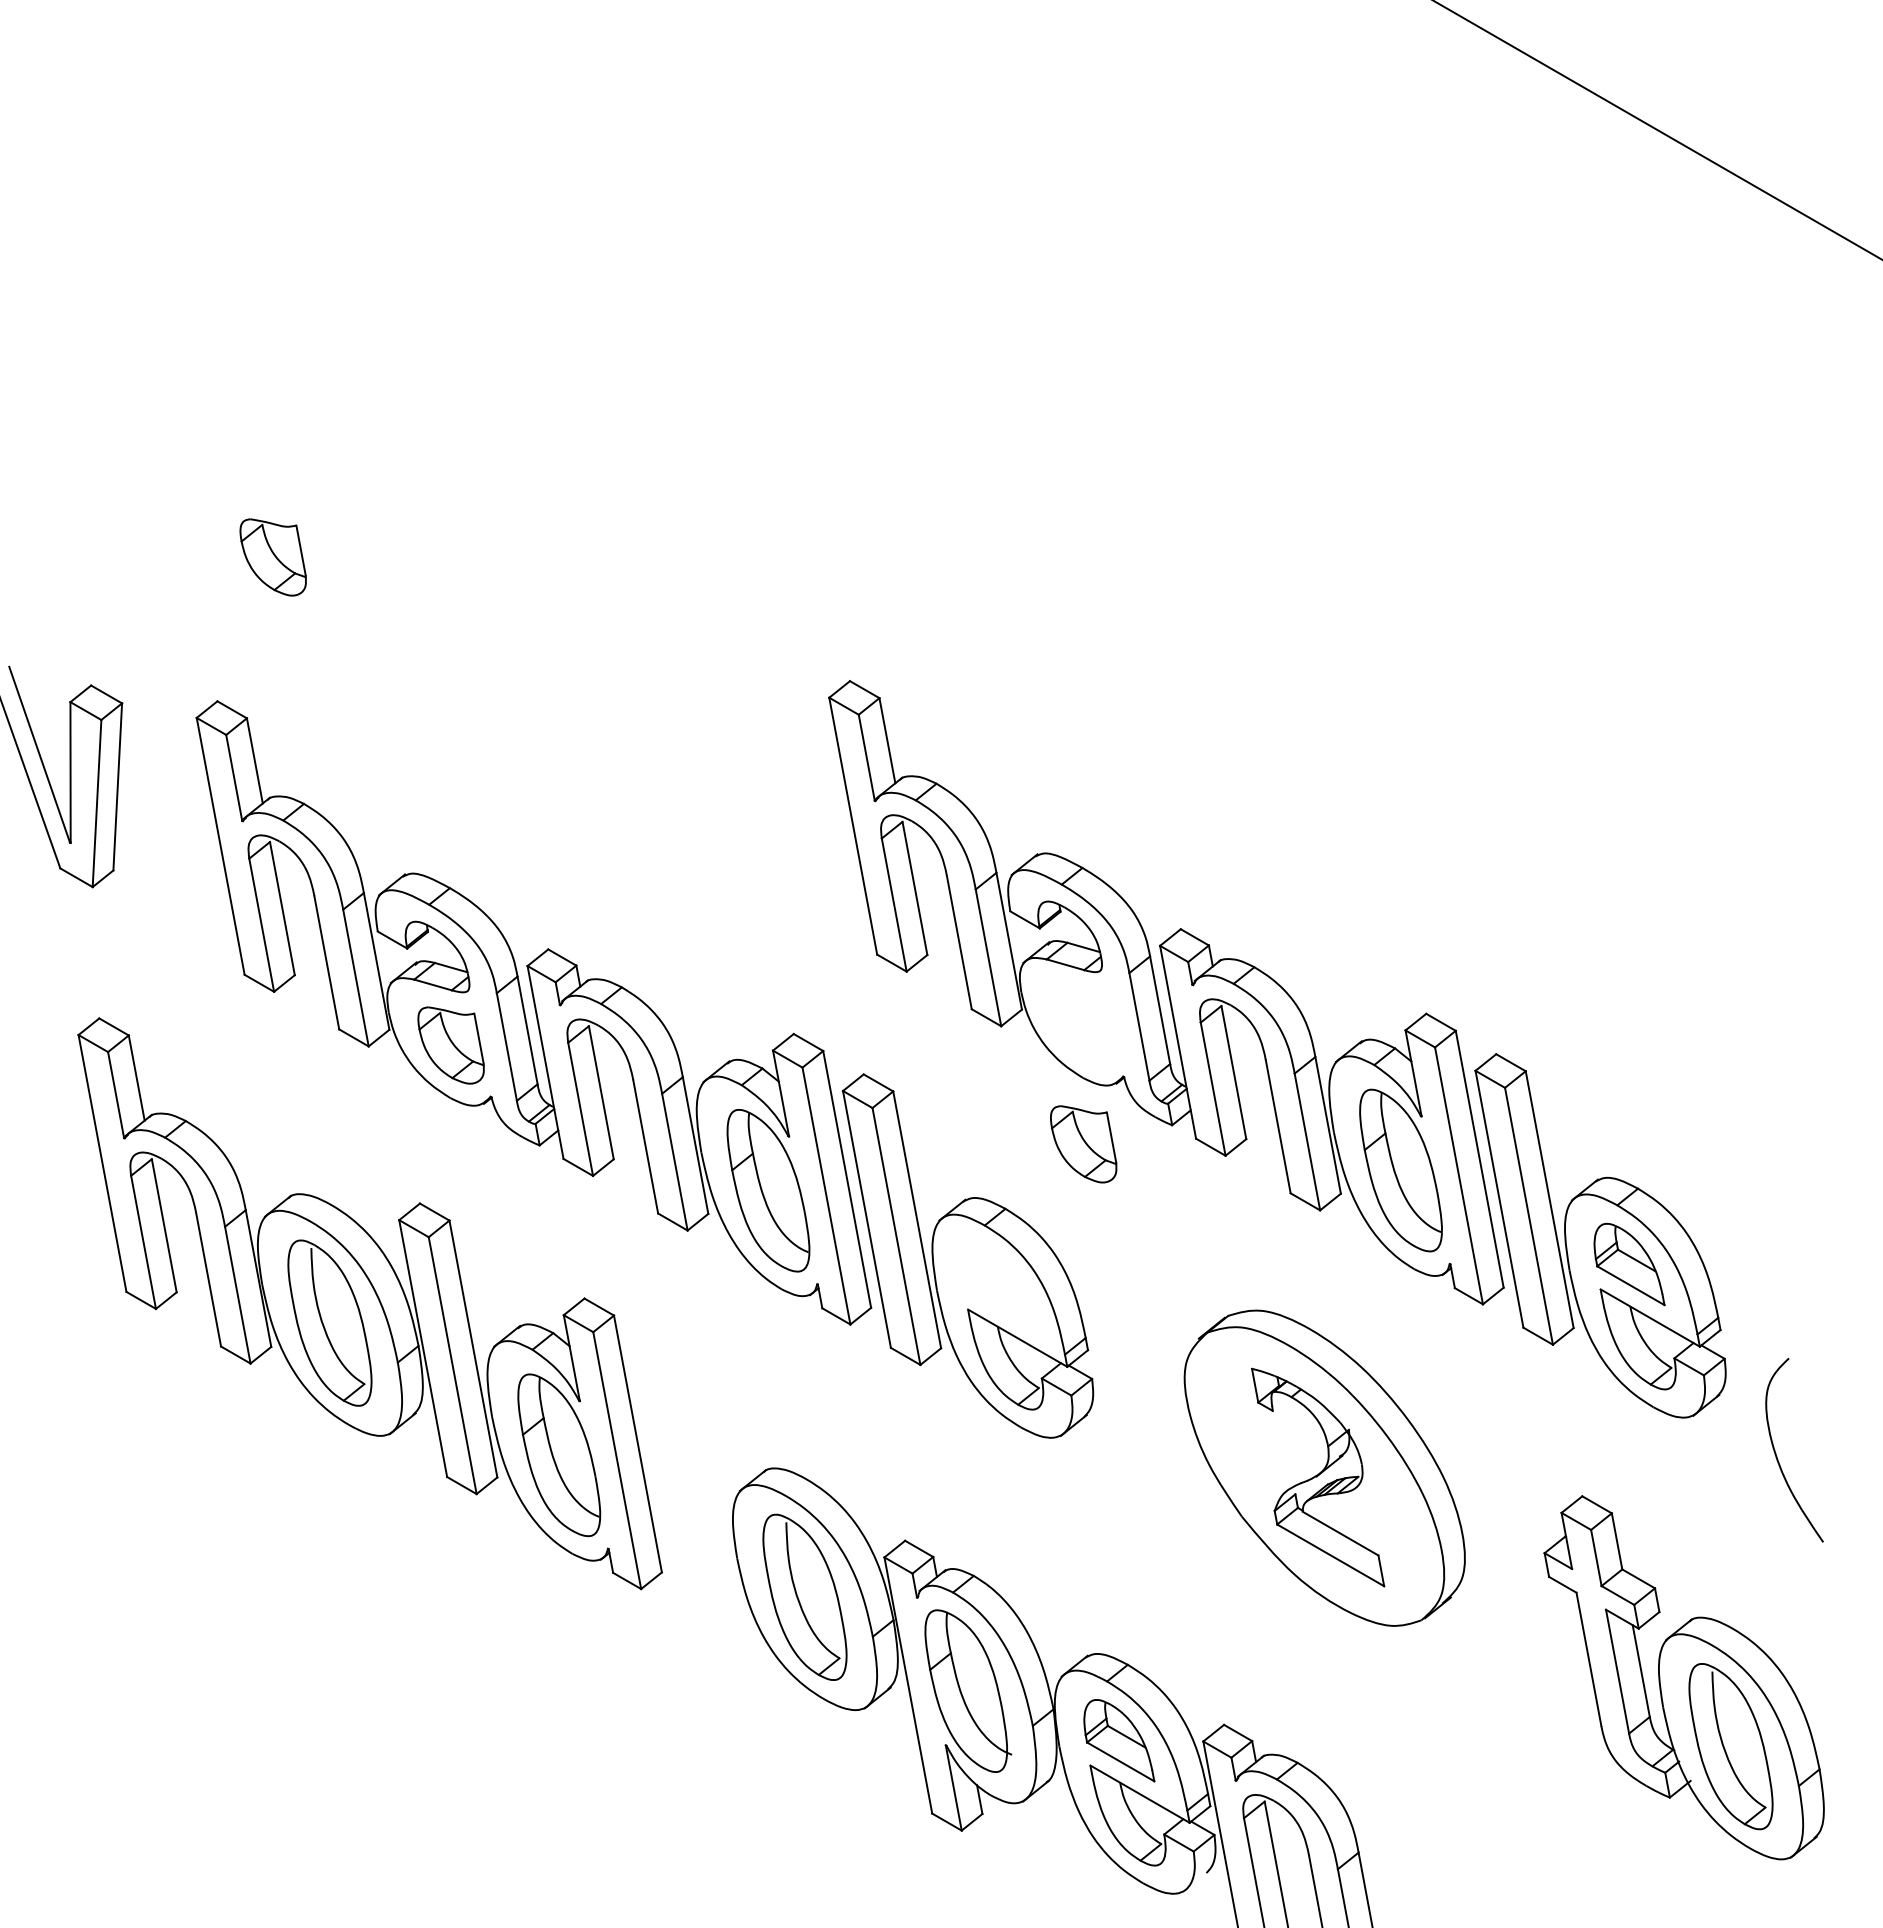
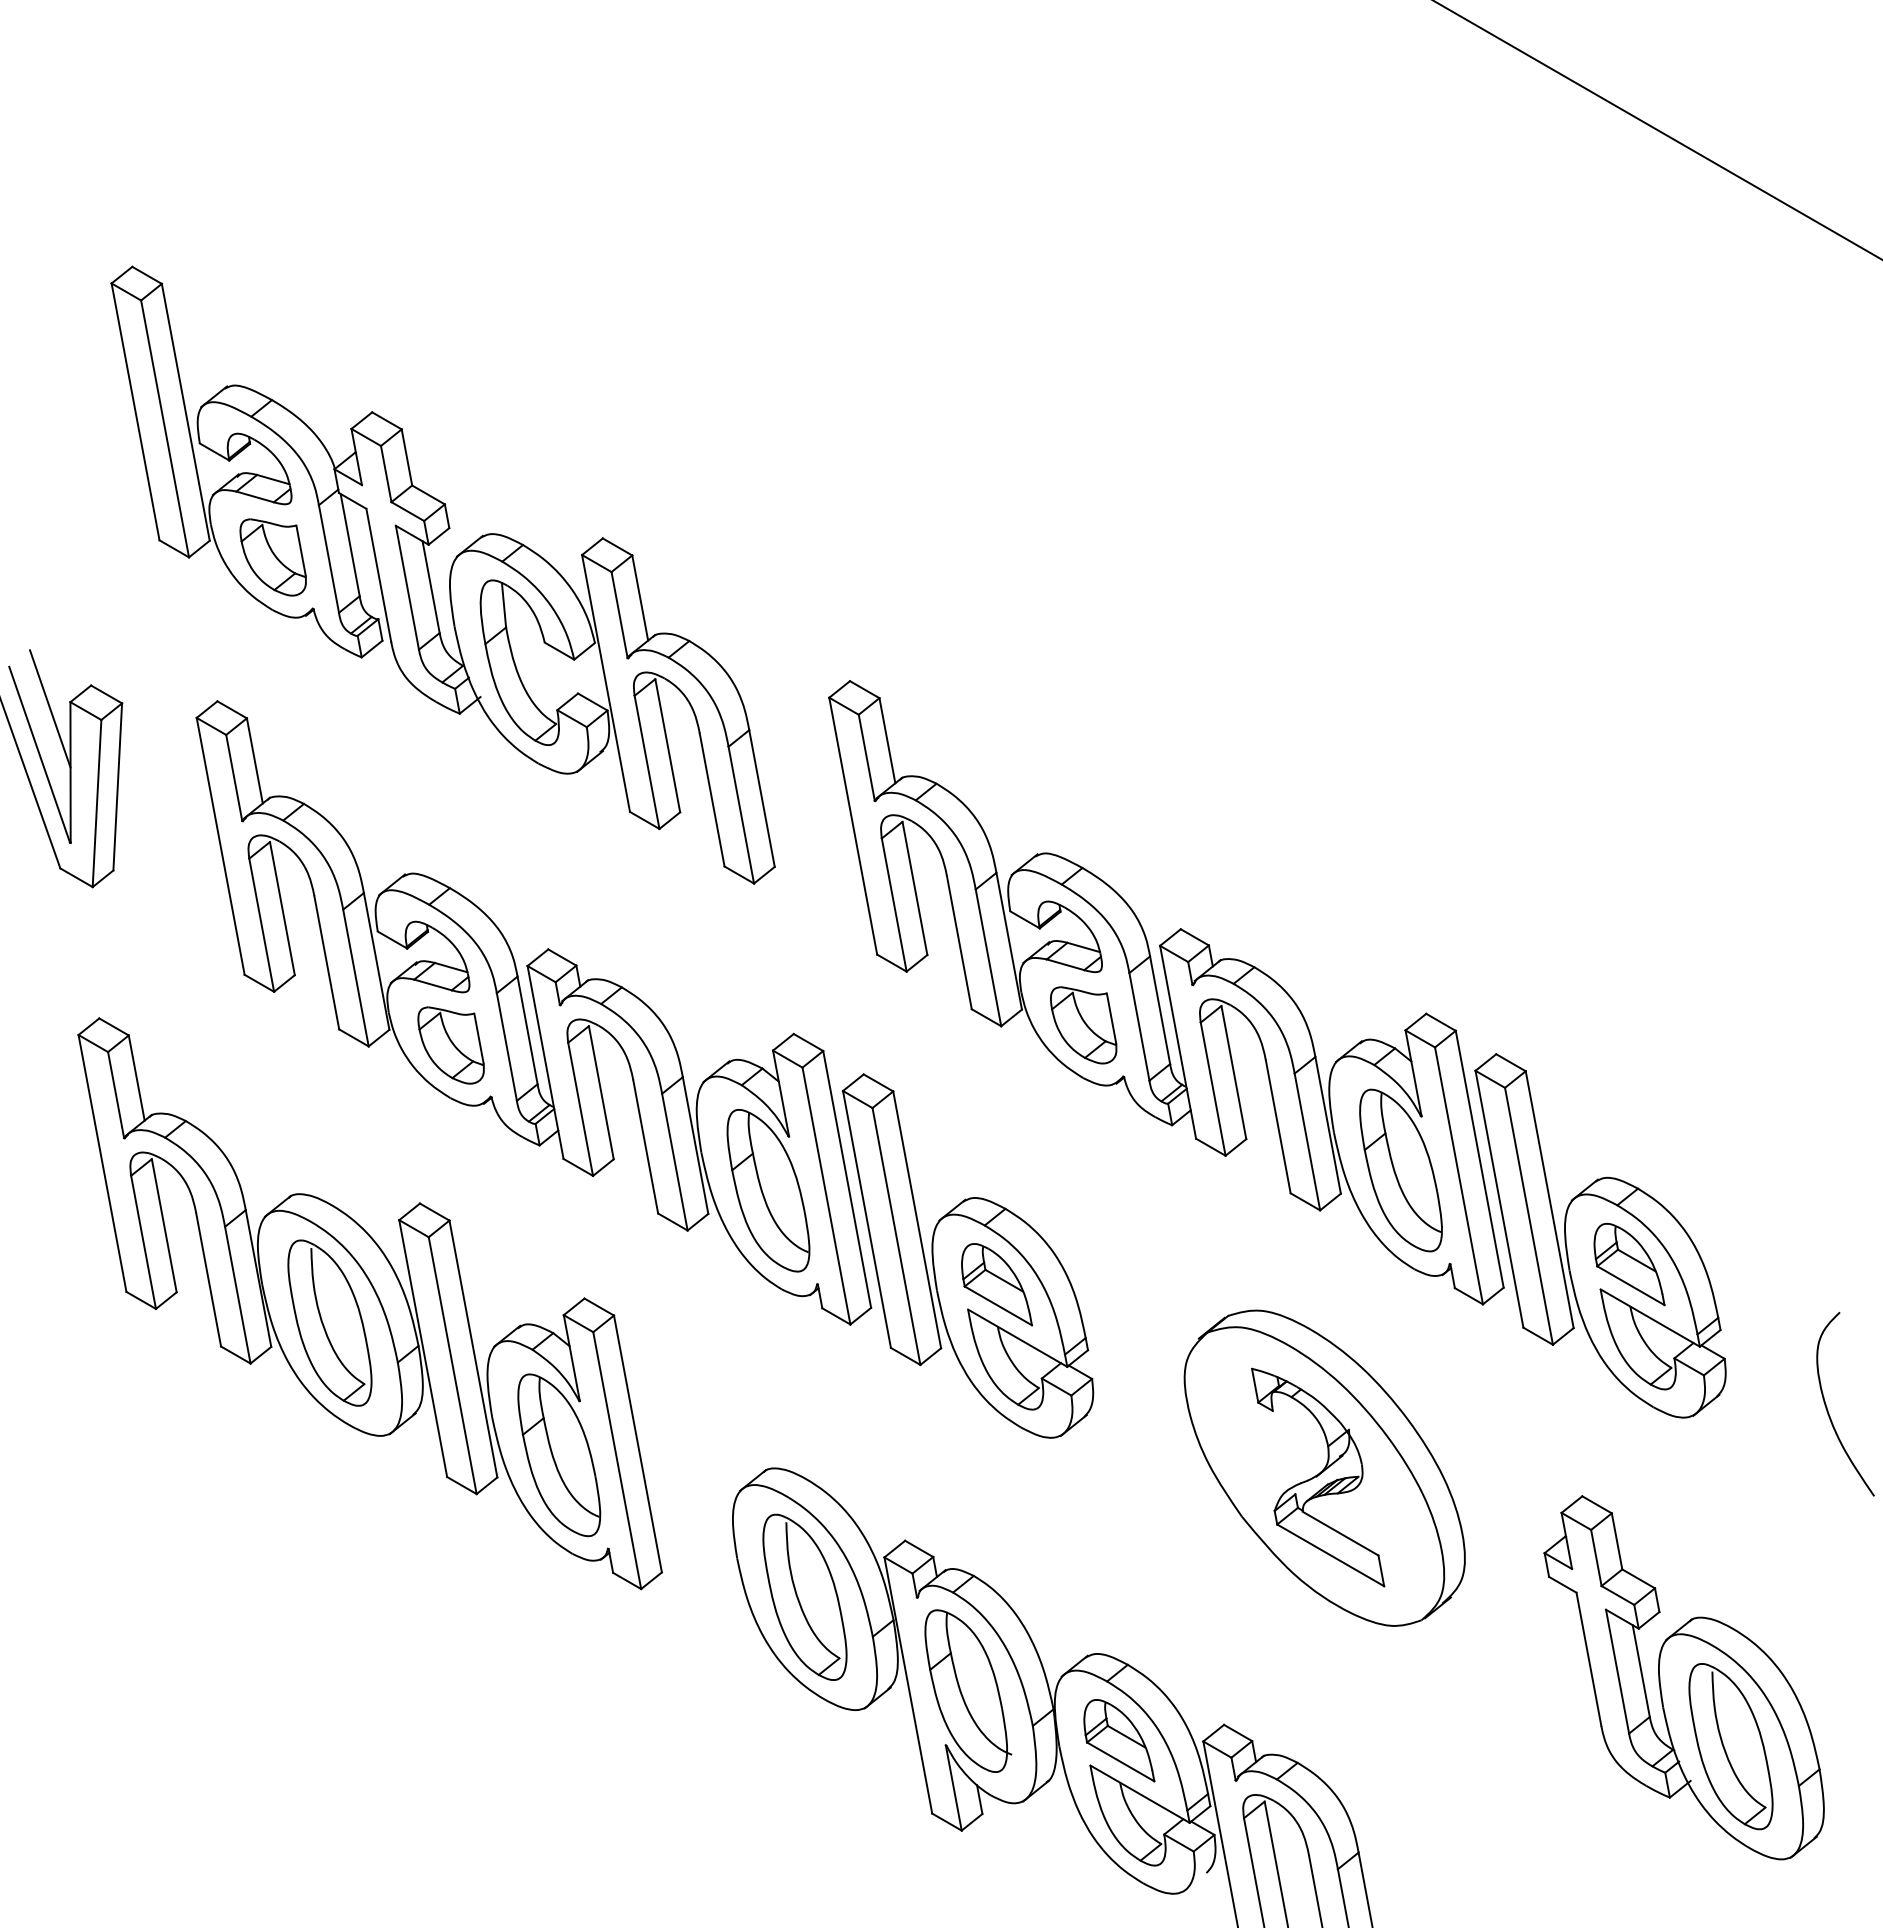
part: none -> present (449, 574)
line: none -> present (49, 708)
part position: (1083, 1144) -> (1083, 1025) (1083, 1025)
part: none -> present (996, 1284)
curve position: (1777, 1456) -> (1828, 1410) (1828, 1410)
